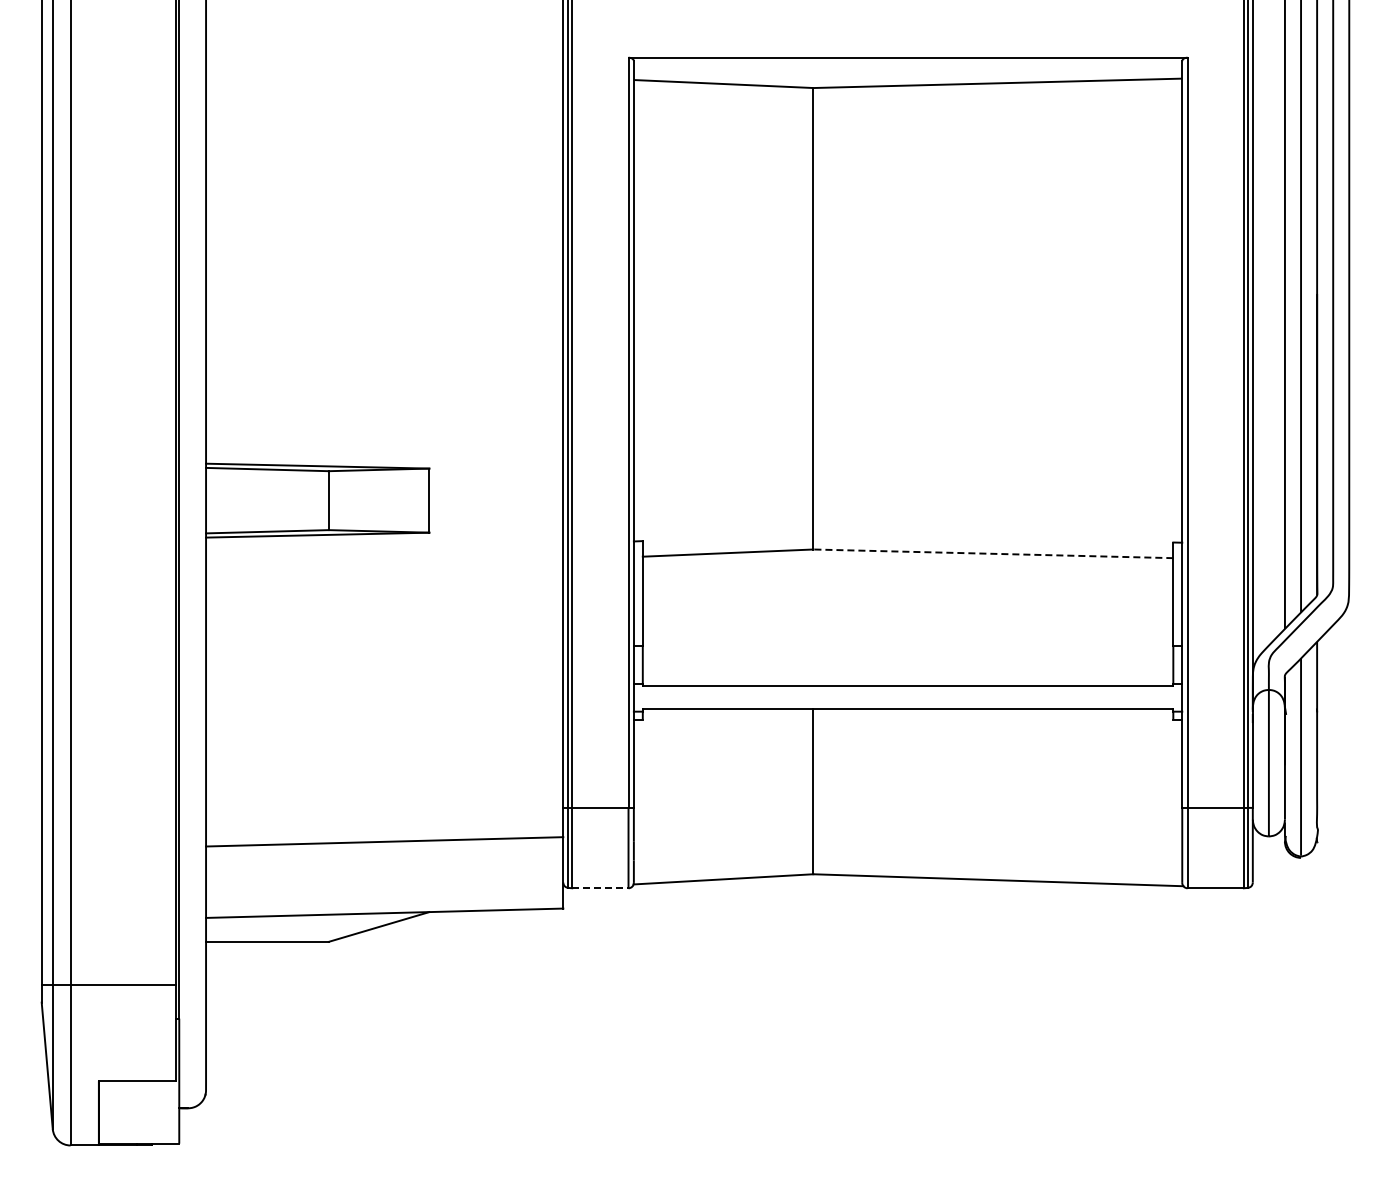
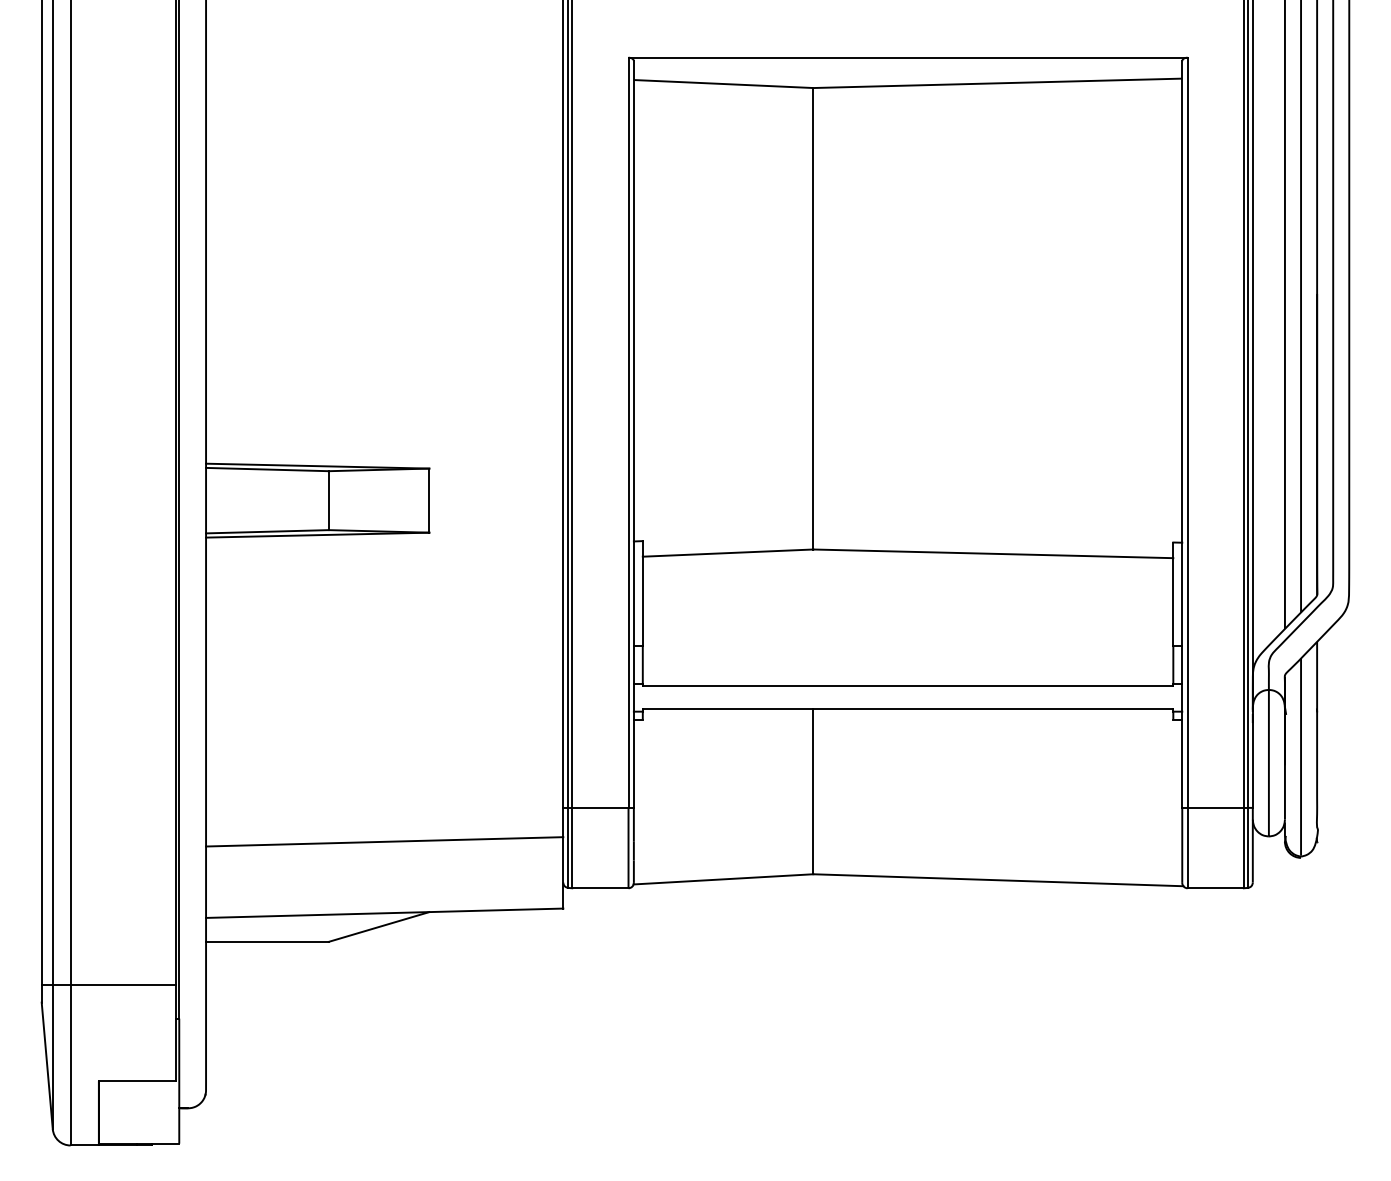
line: dashed -> solid (992, 553)
line: dashed -> solid (600, 888)
